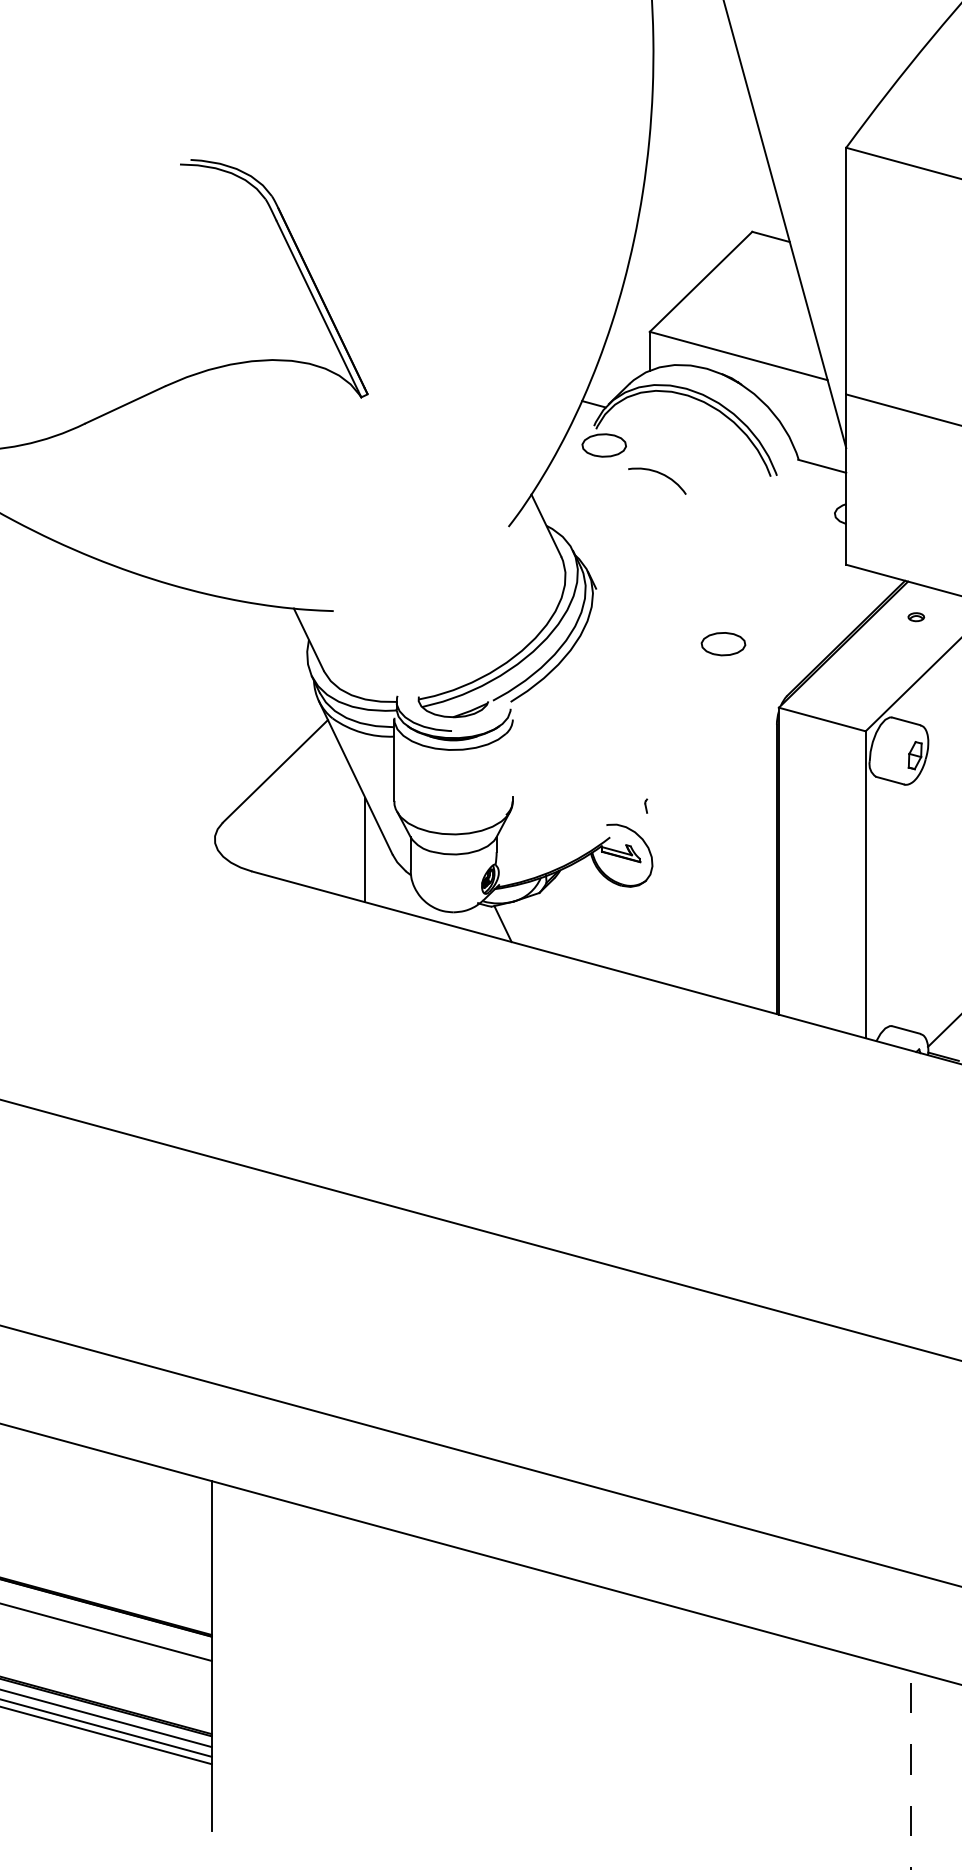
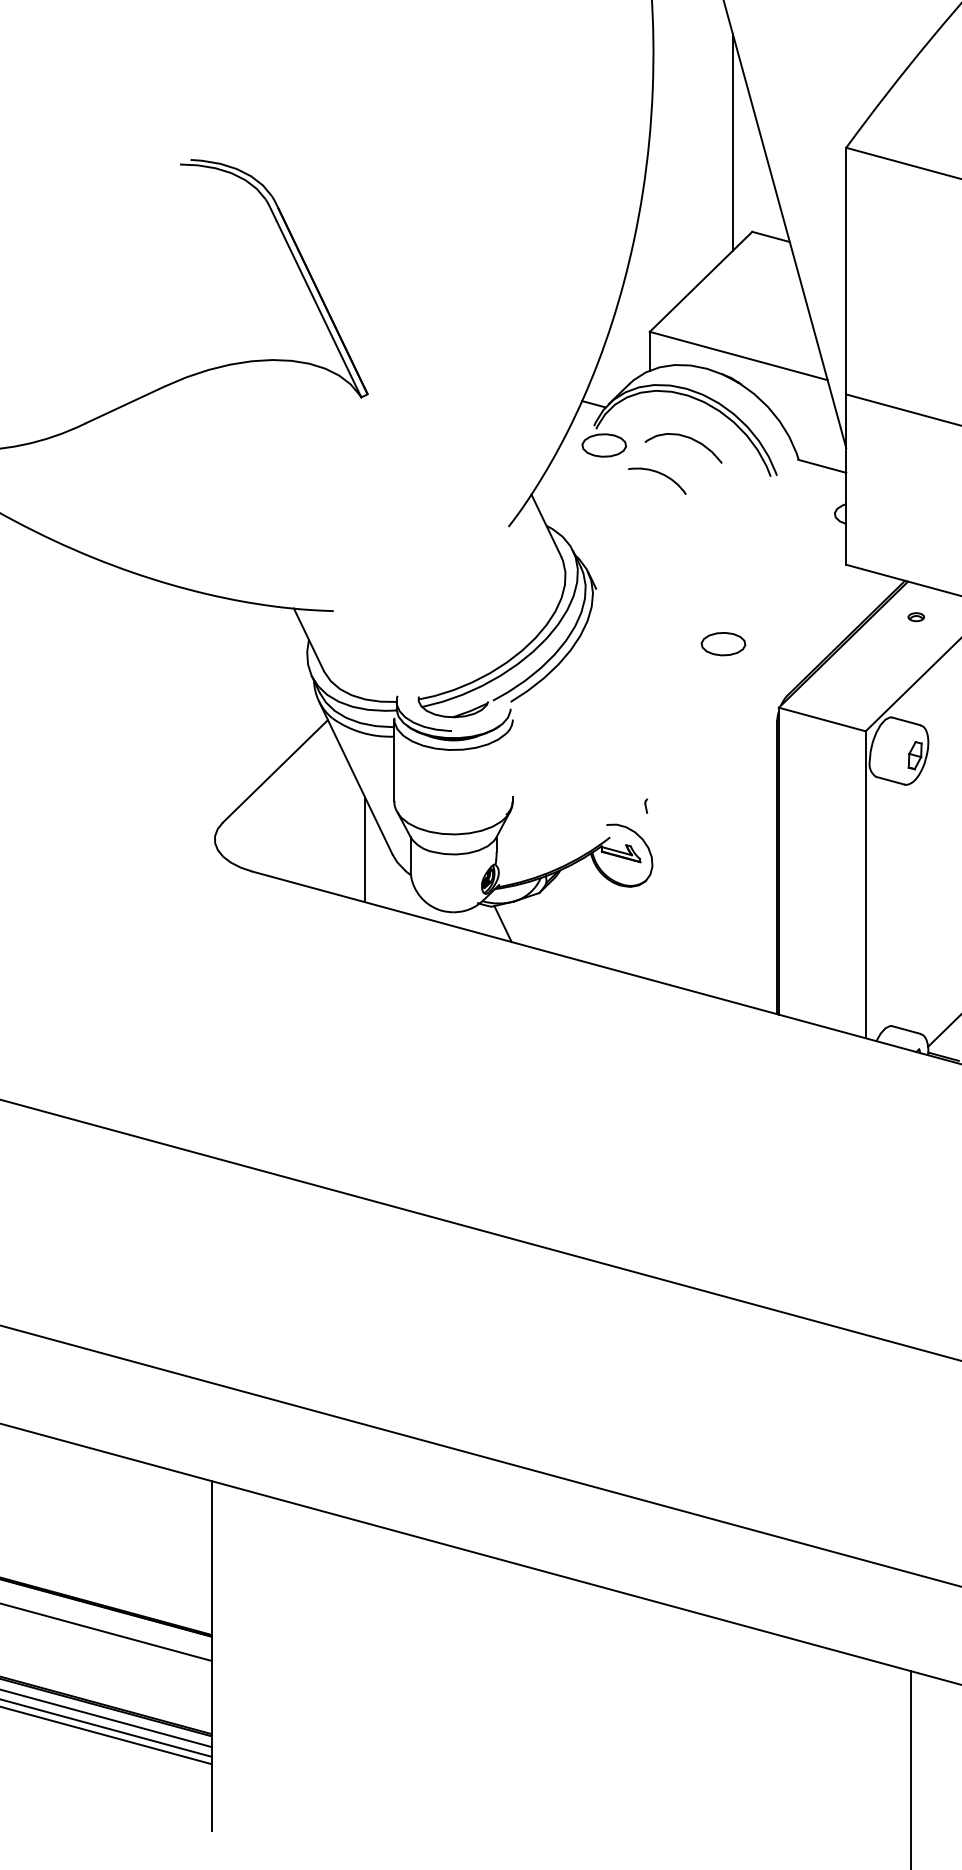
line: none -> present (732, 142)
curve: none -> present (687, 438)
line: dashed -> solid (910, 1770)
